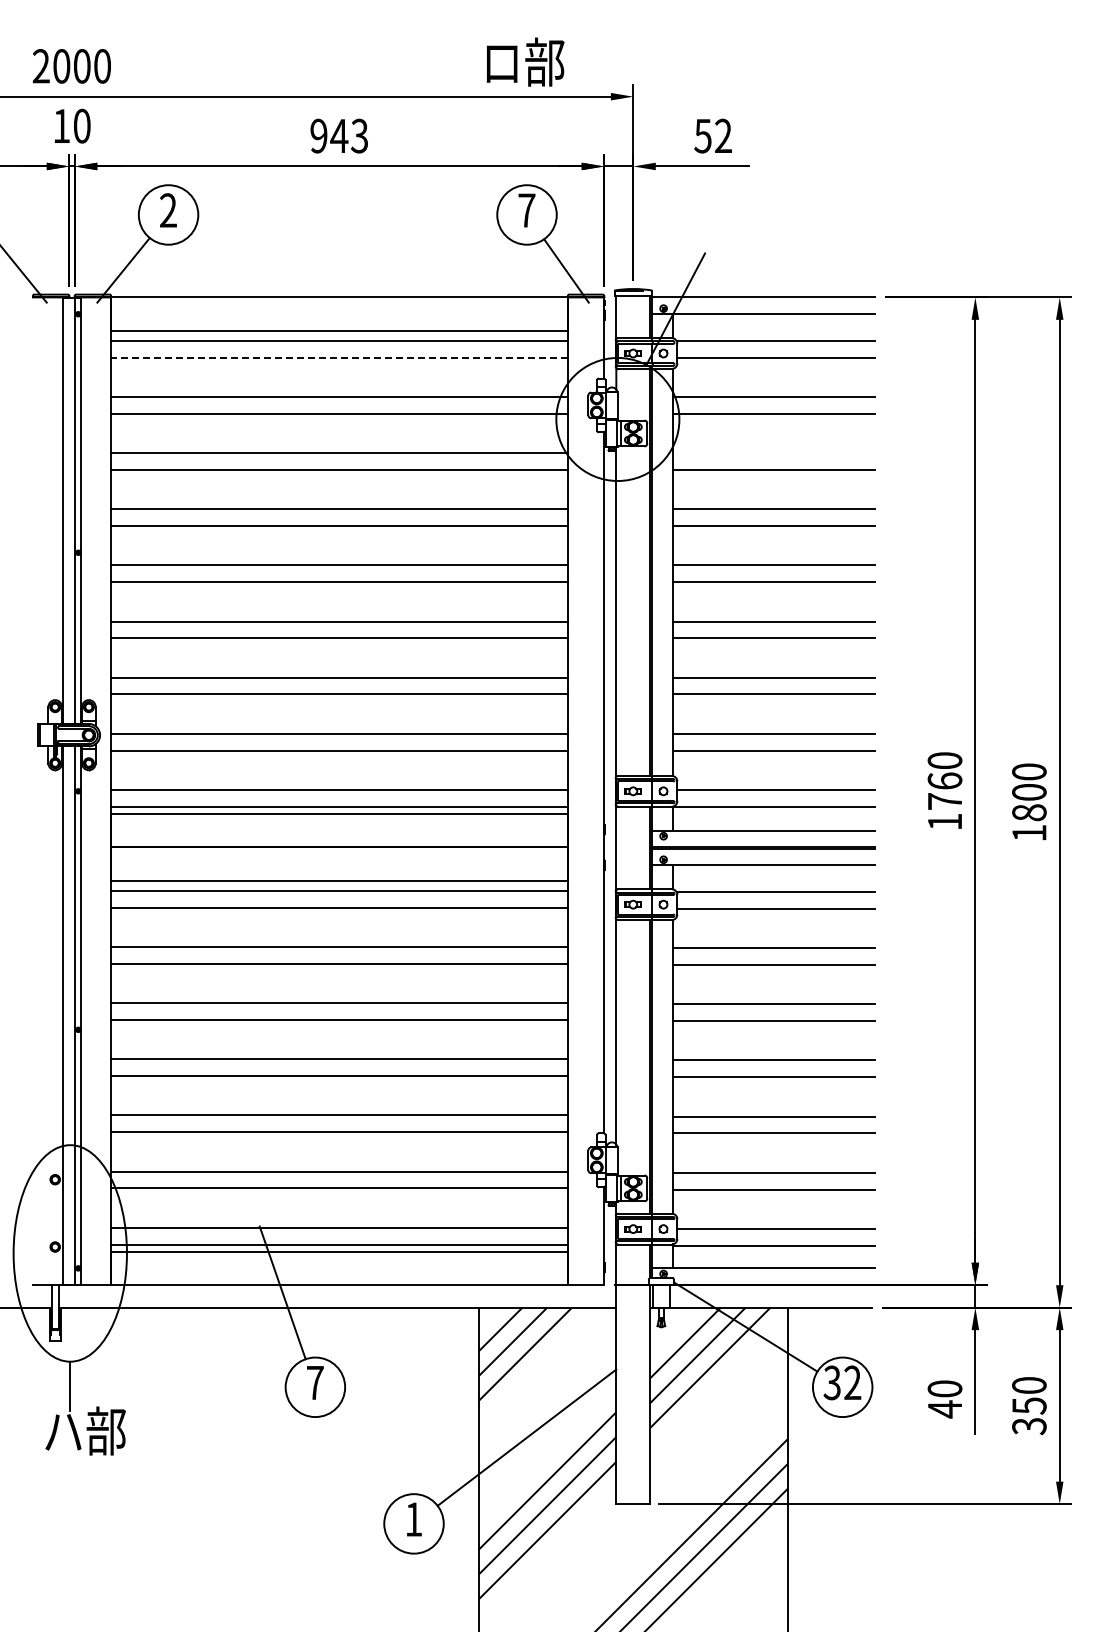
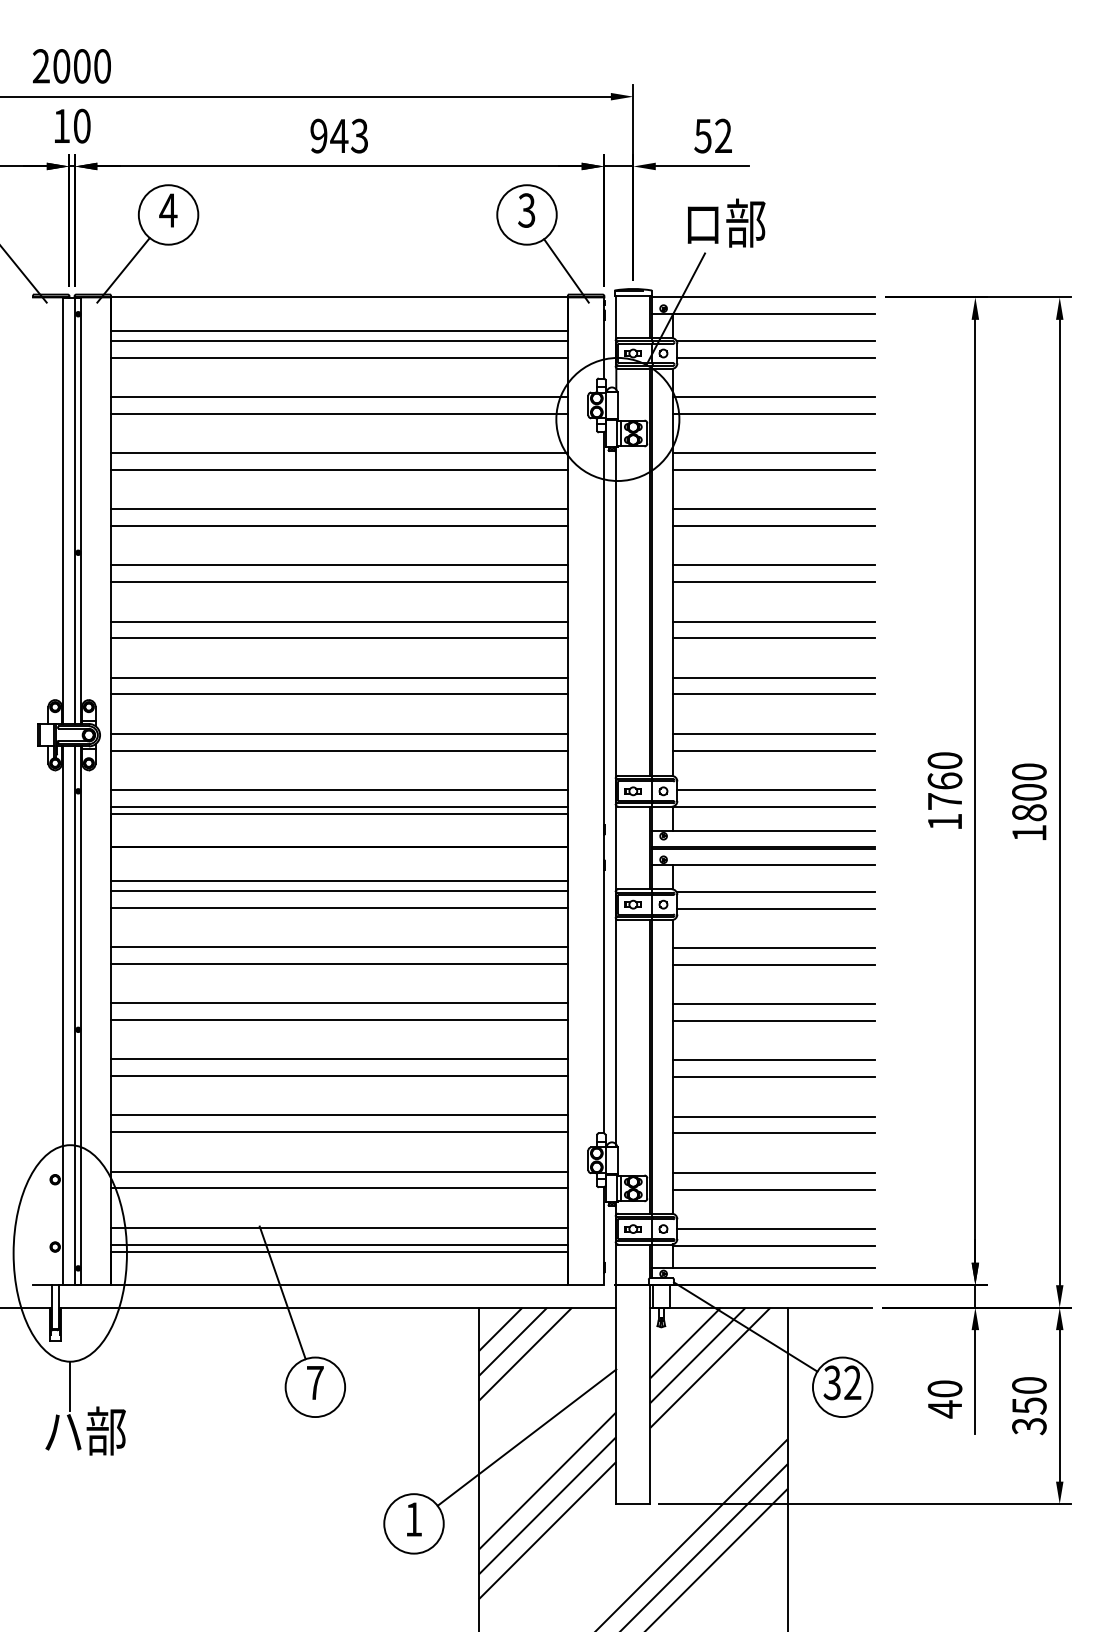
text position: (525, 61) -> (726, 222) (726, 222)
text: 2 -> 4 (168, 210)
text: 7 -> 3 (526, 210)
line: dashed -> solid (338, 357)
line: none -> present (773, 453)
